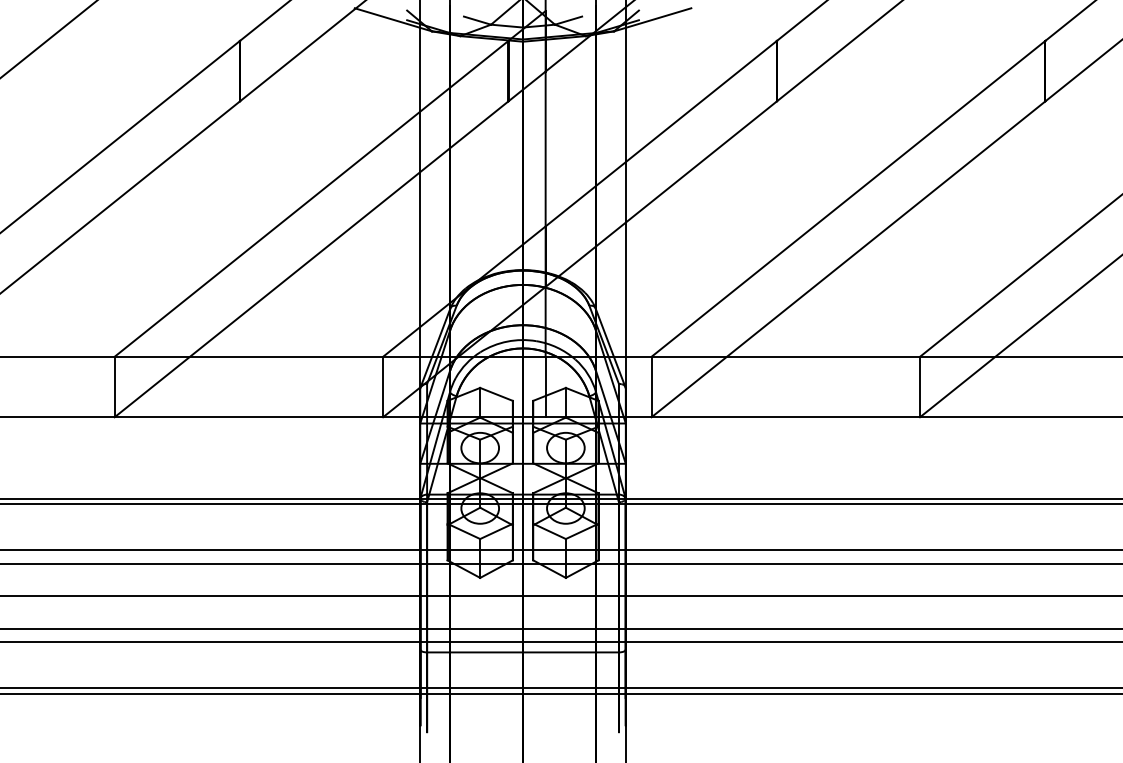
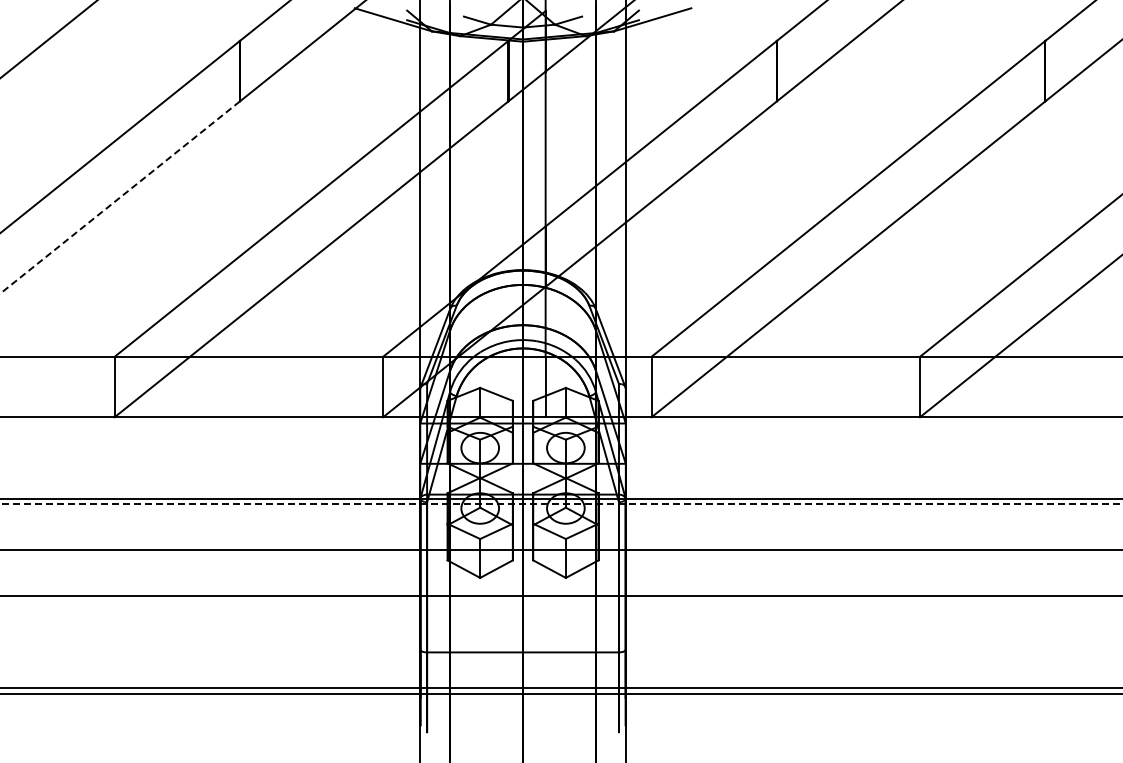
line: solid -> dashed (119, 197)
line: solid -> dashed (562, 504)
line: present -> none (560, 563)
line: present -> none (560, 628)
line: present -> none (560, 642)
